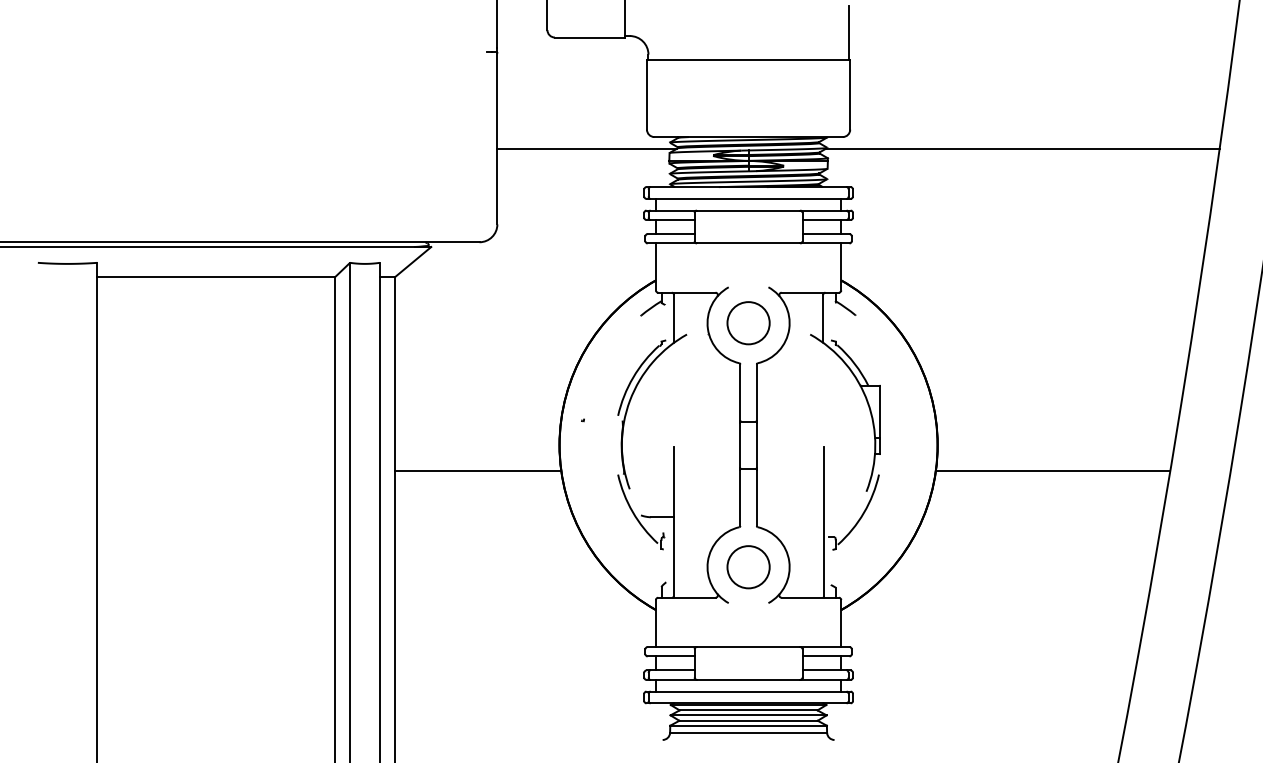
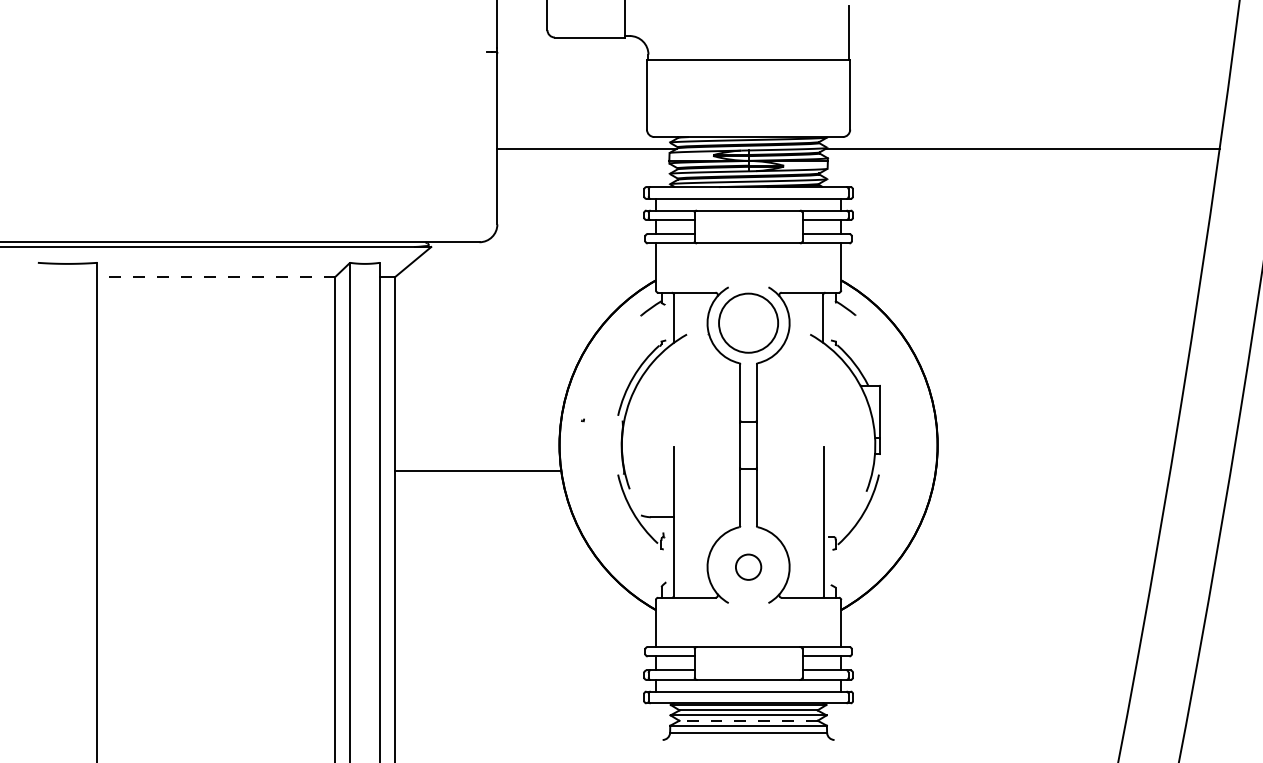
line: solid -> dashed (216, 276)
circle diameter: 42 px -> 59 px (748, 322)
line: present -> none (1052, 470)
circle diameter: 42 px -> 25 px (748, 566)
line: solid -> dashed (748, 720)
